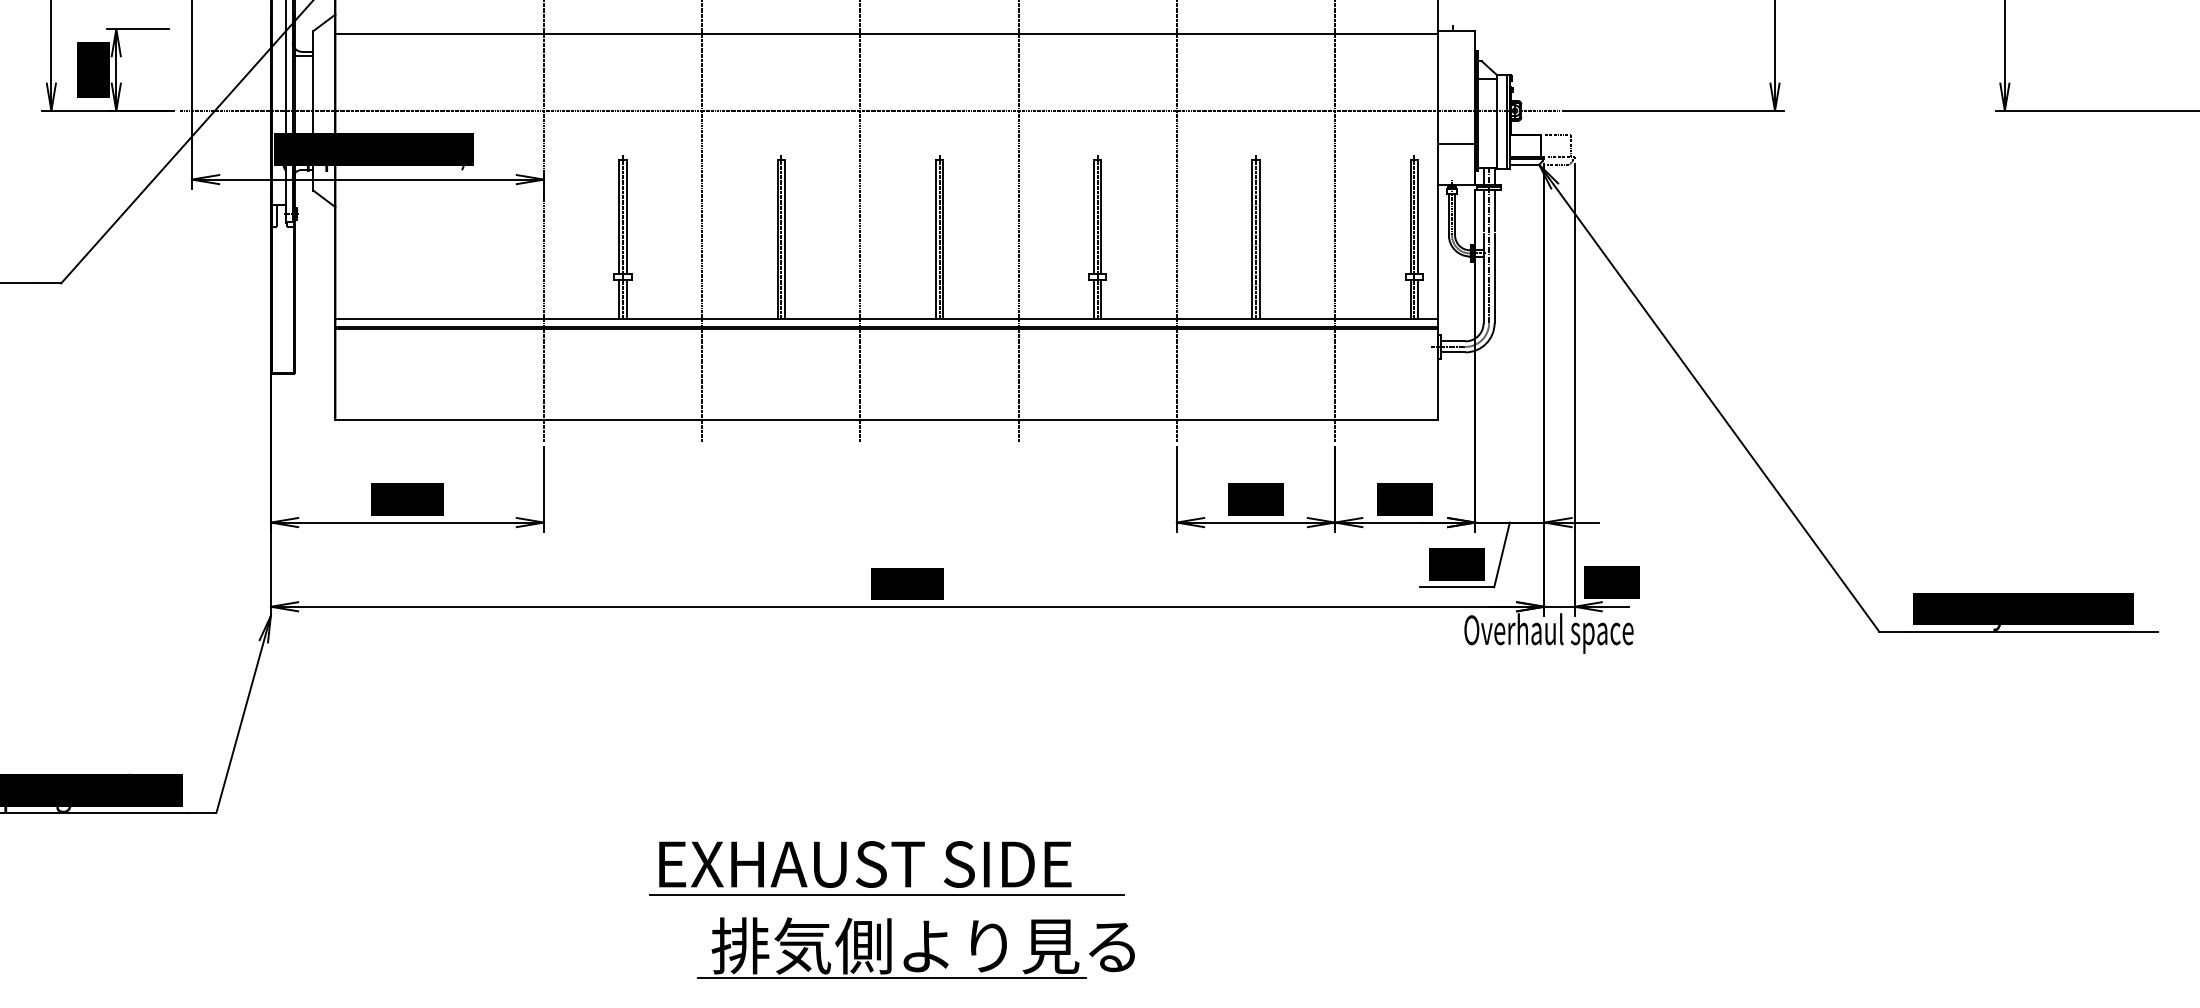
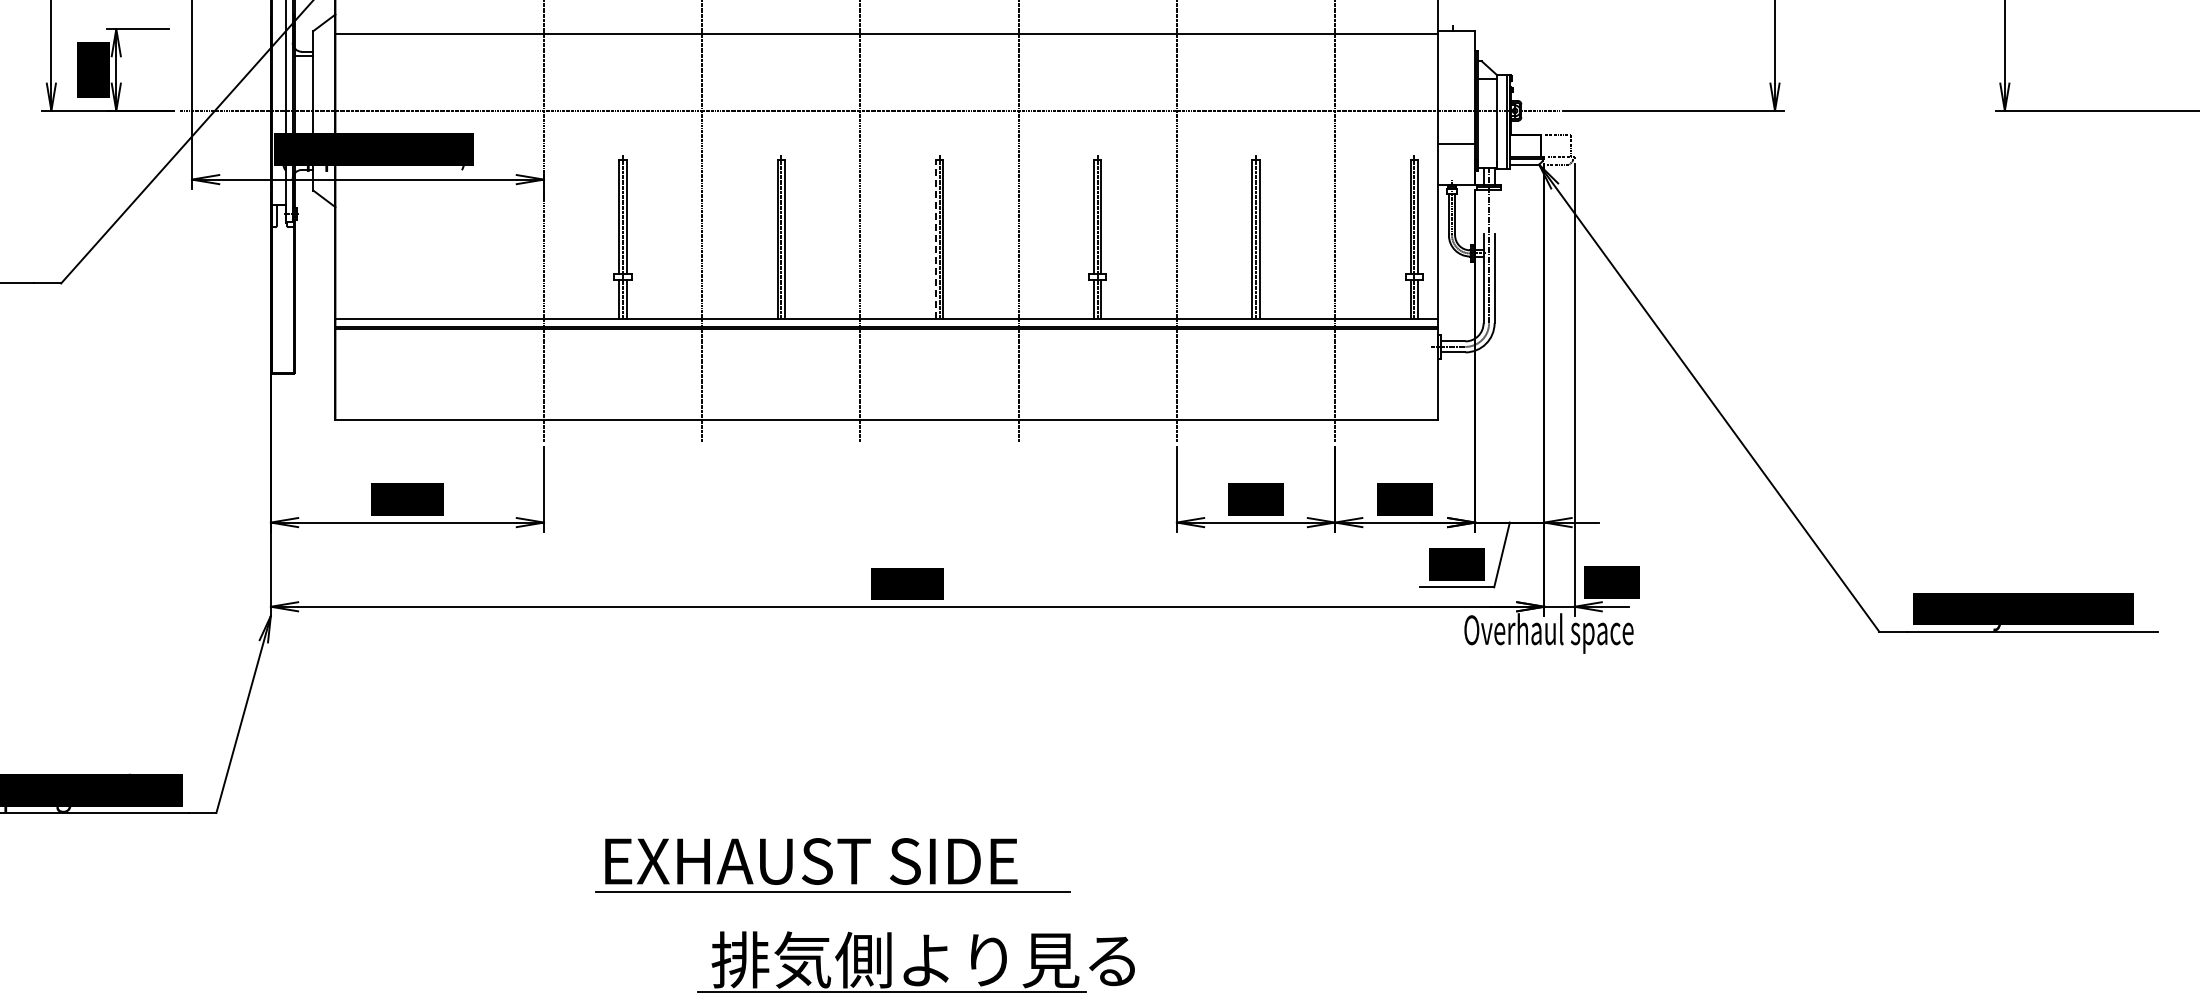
line: present -> none (1483, 210)
line: present -> none (1494, 210)
line: solid -> dashed (935, 239)
part position: (886, 868) -> (832, 865) (832, 865)
part position: (915, 947) -> (915, 961) (915, 961)
